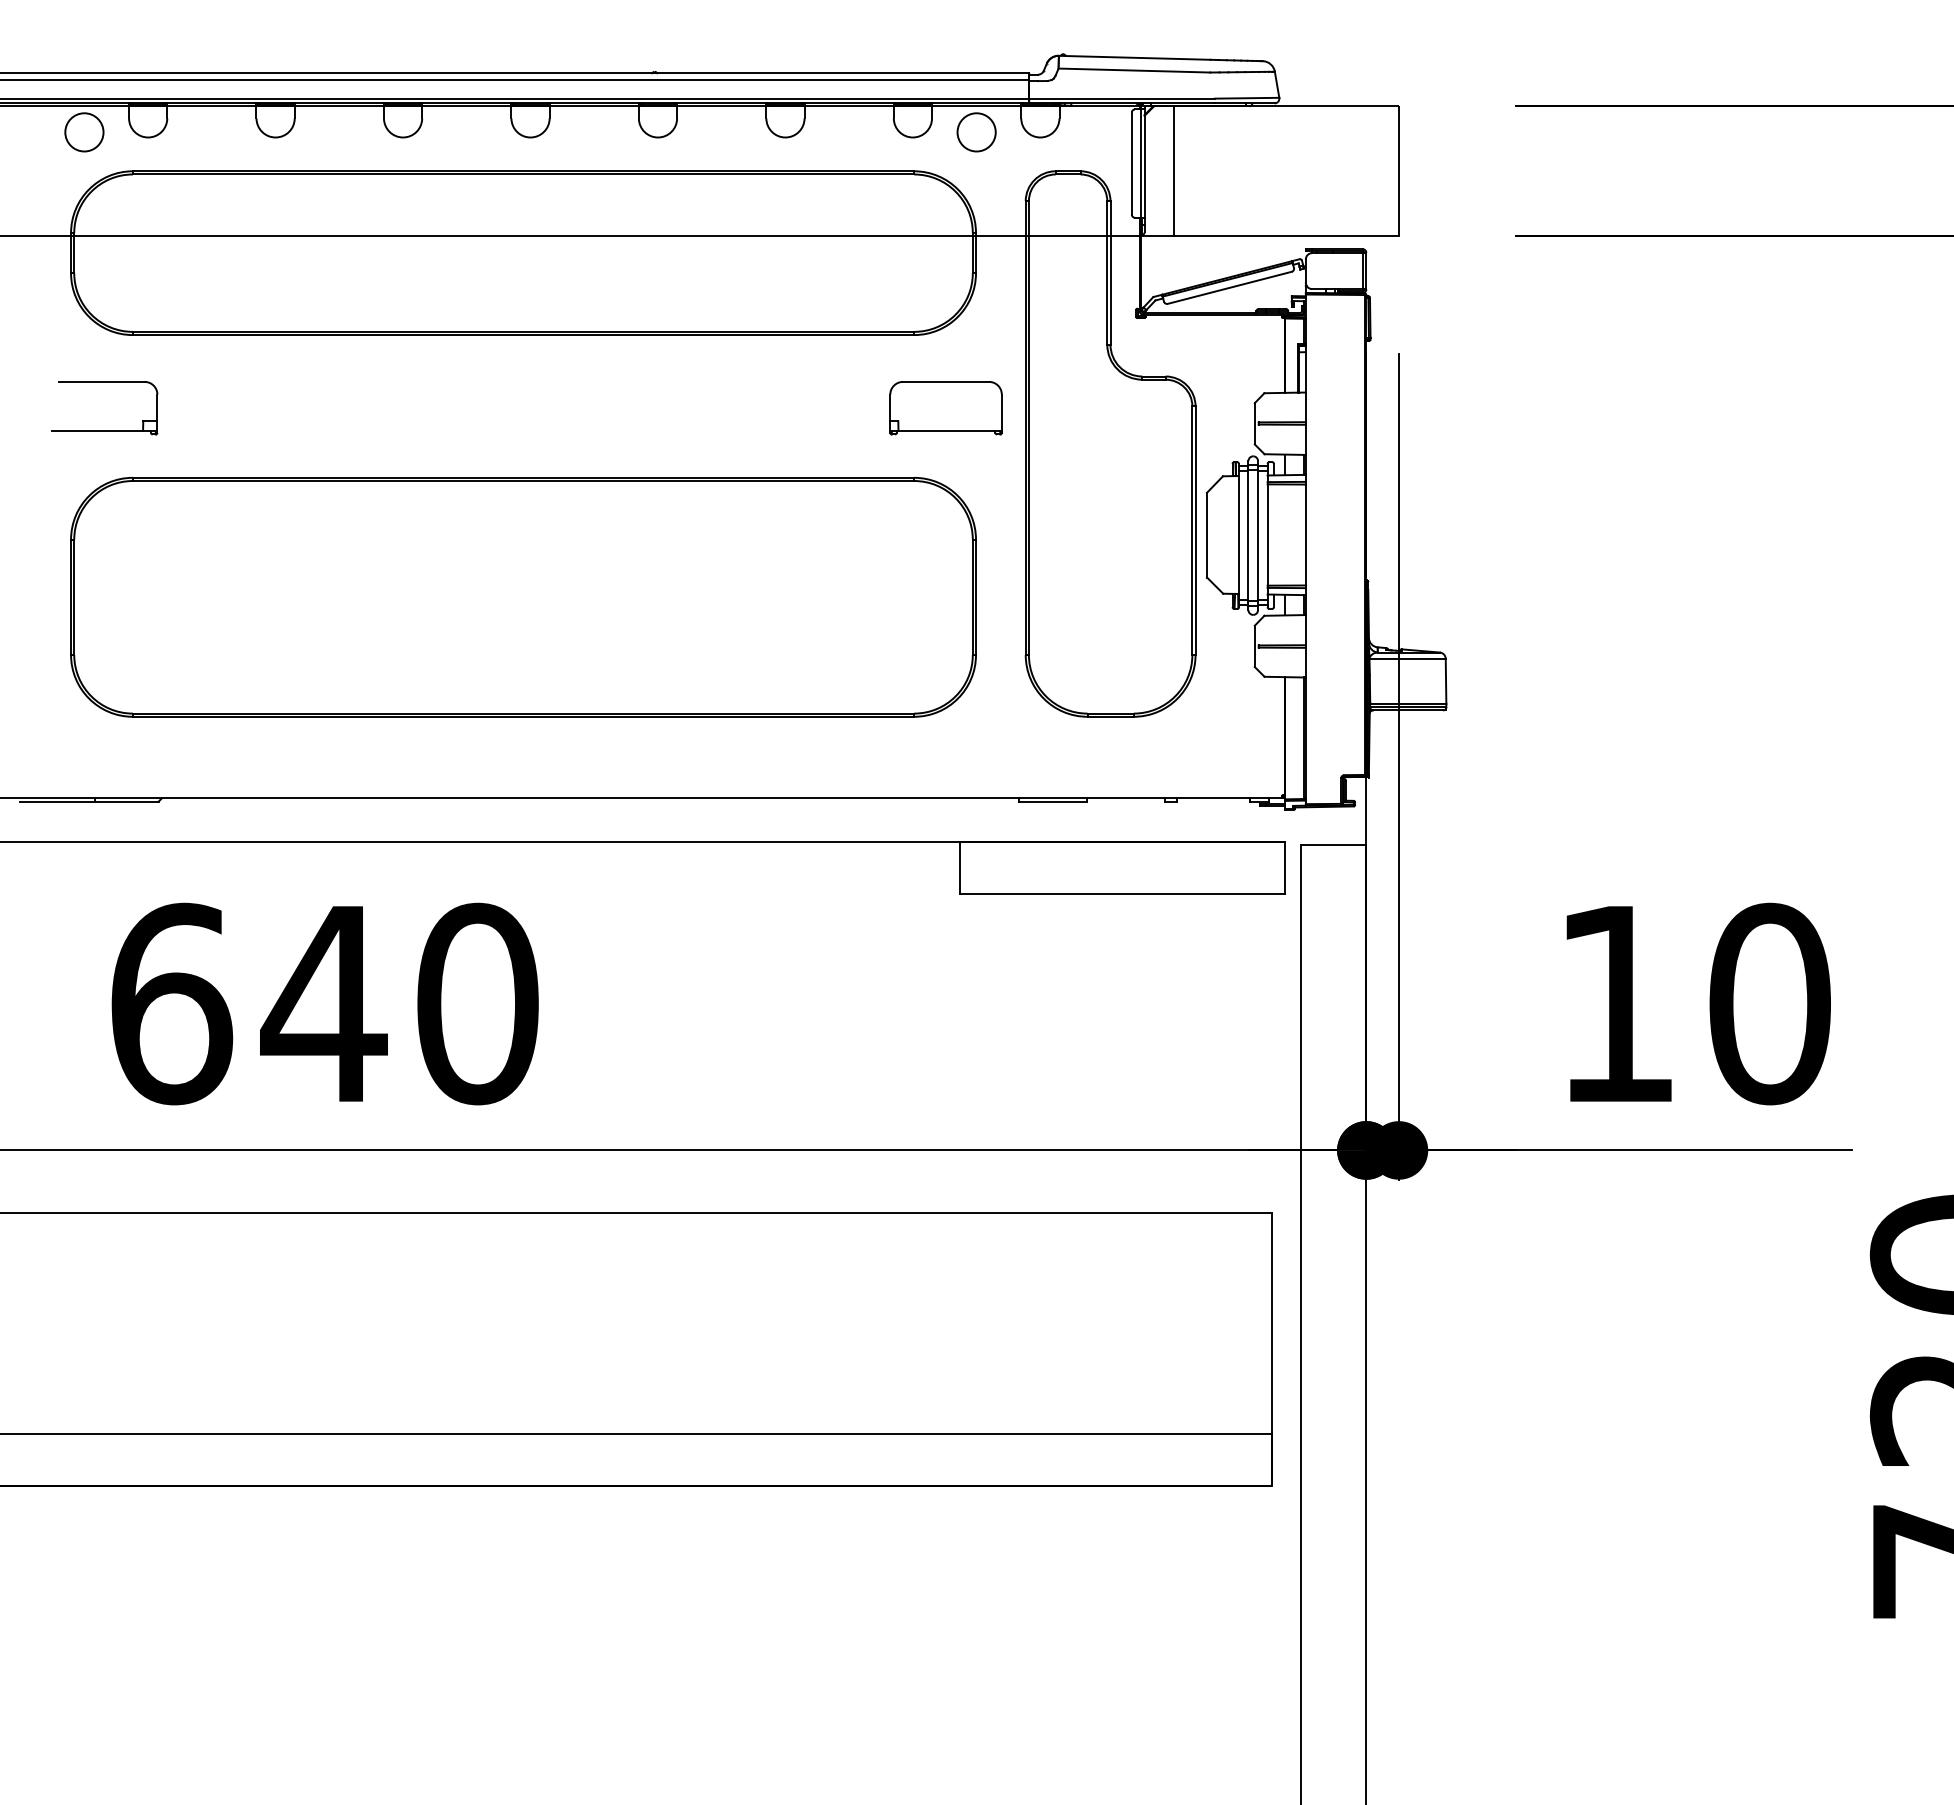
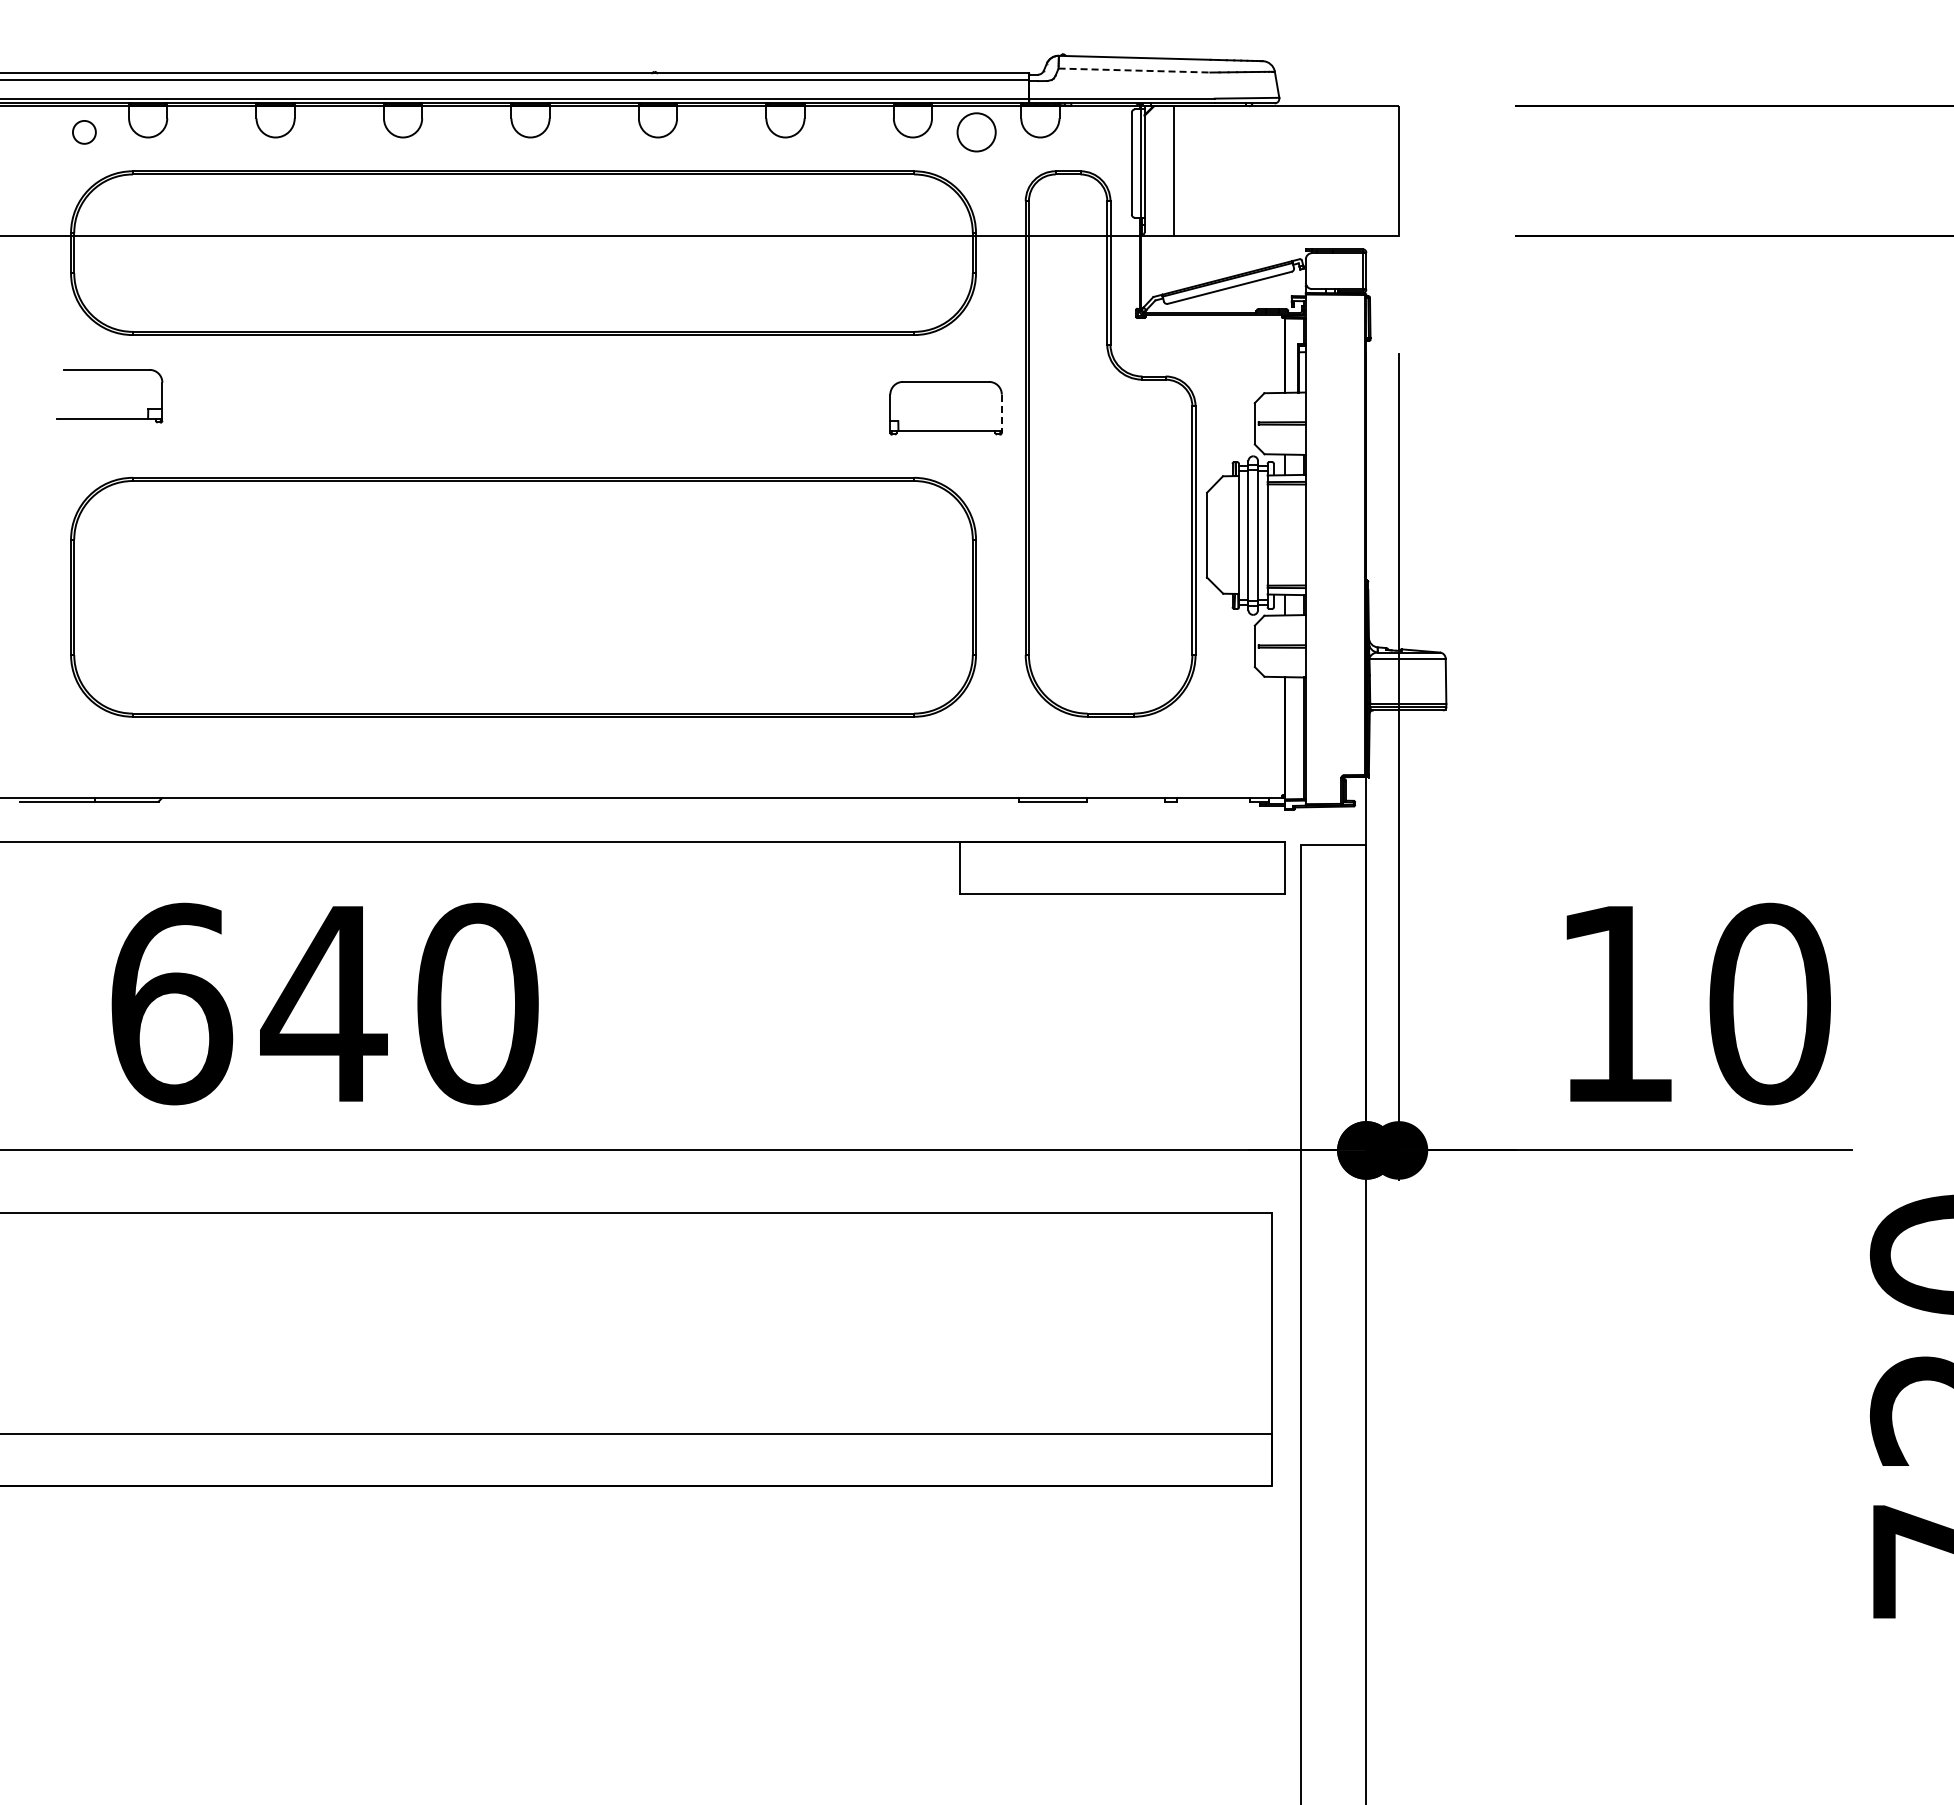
line: solid -> dashed (1134, 70)
circle diameter: 38 px -> 23 px (83, 131)
line: solid -> dashed (1001, 414)
part position: (104, 430) -> (109, 418) (109, 418)
